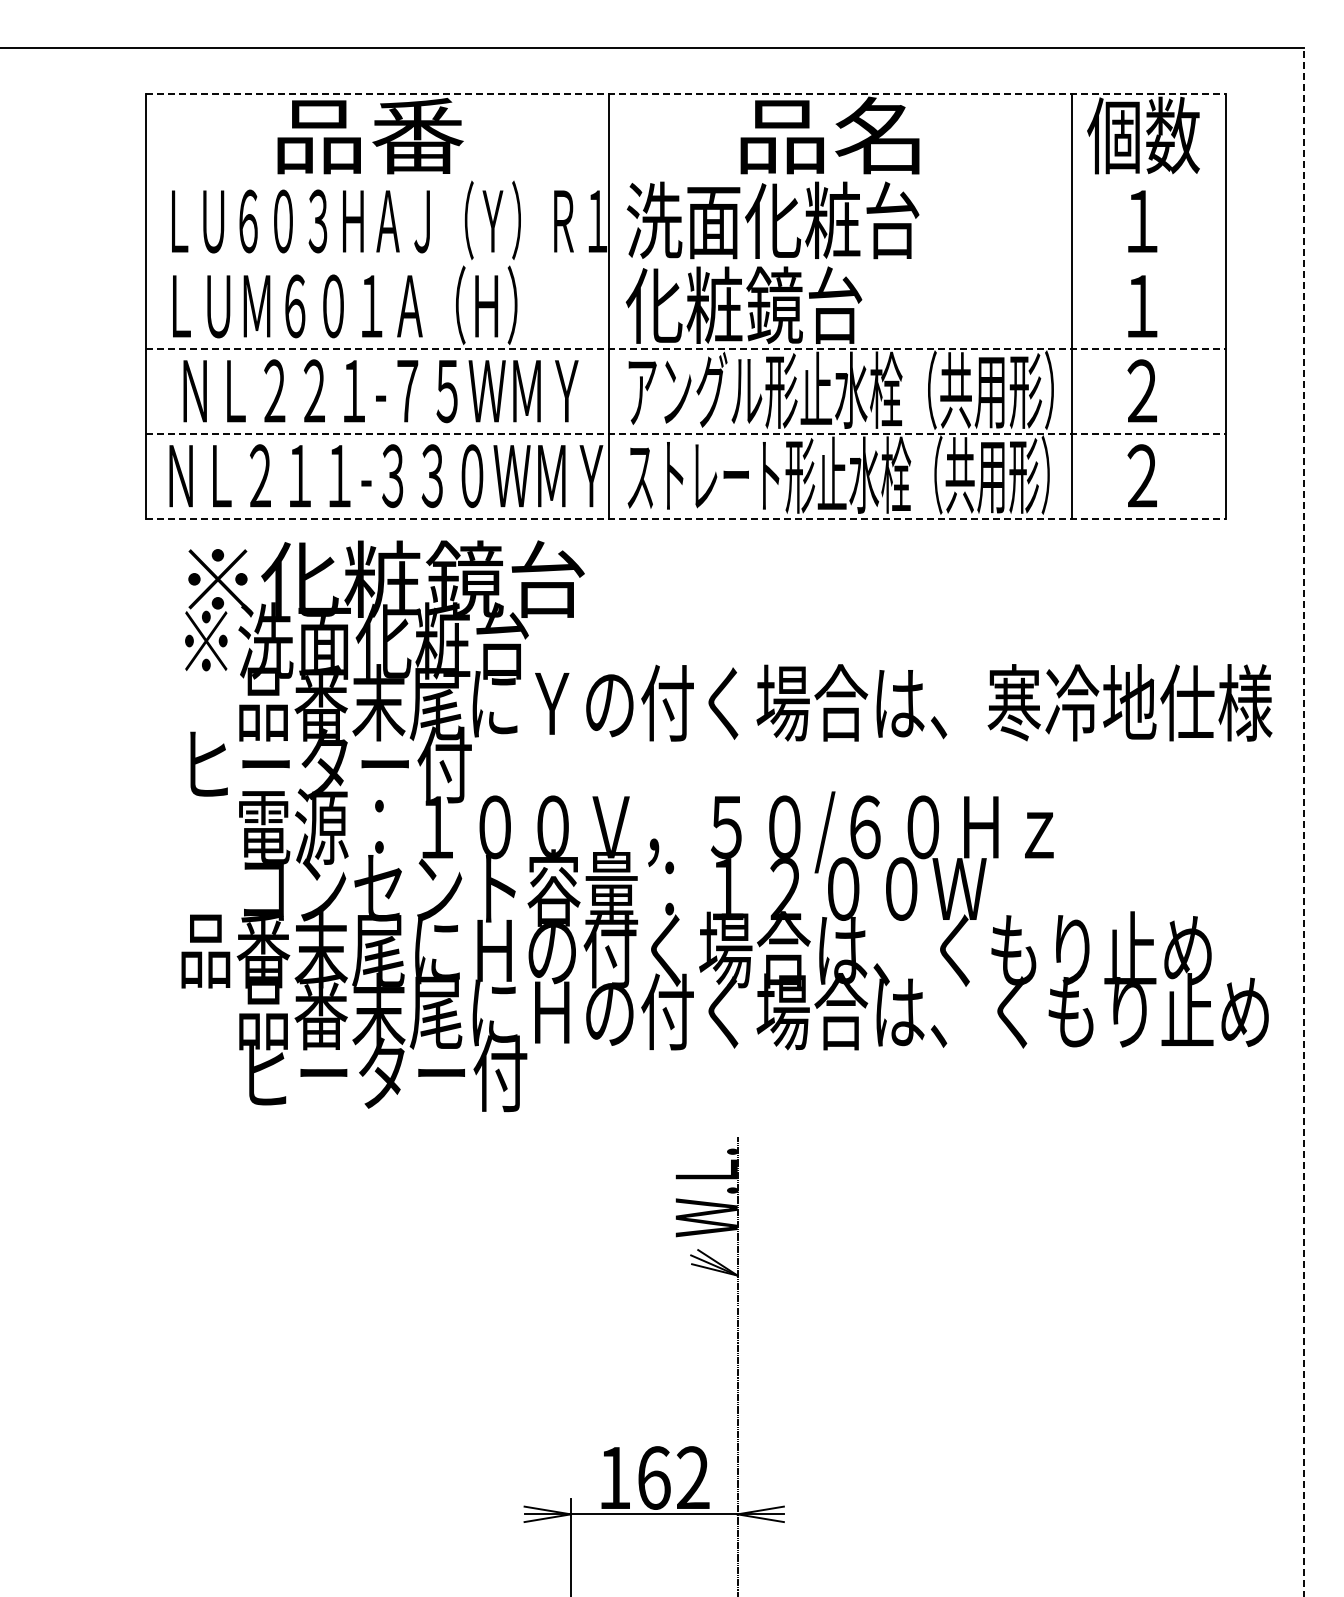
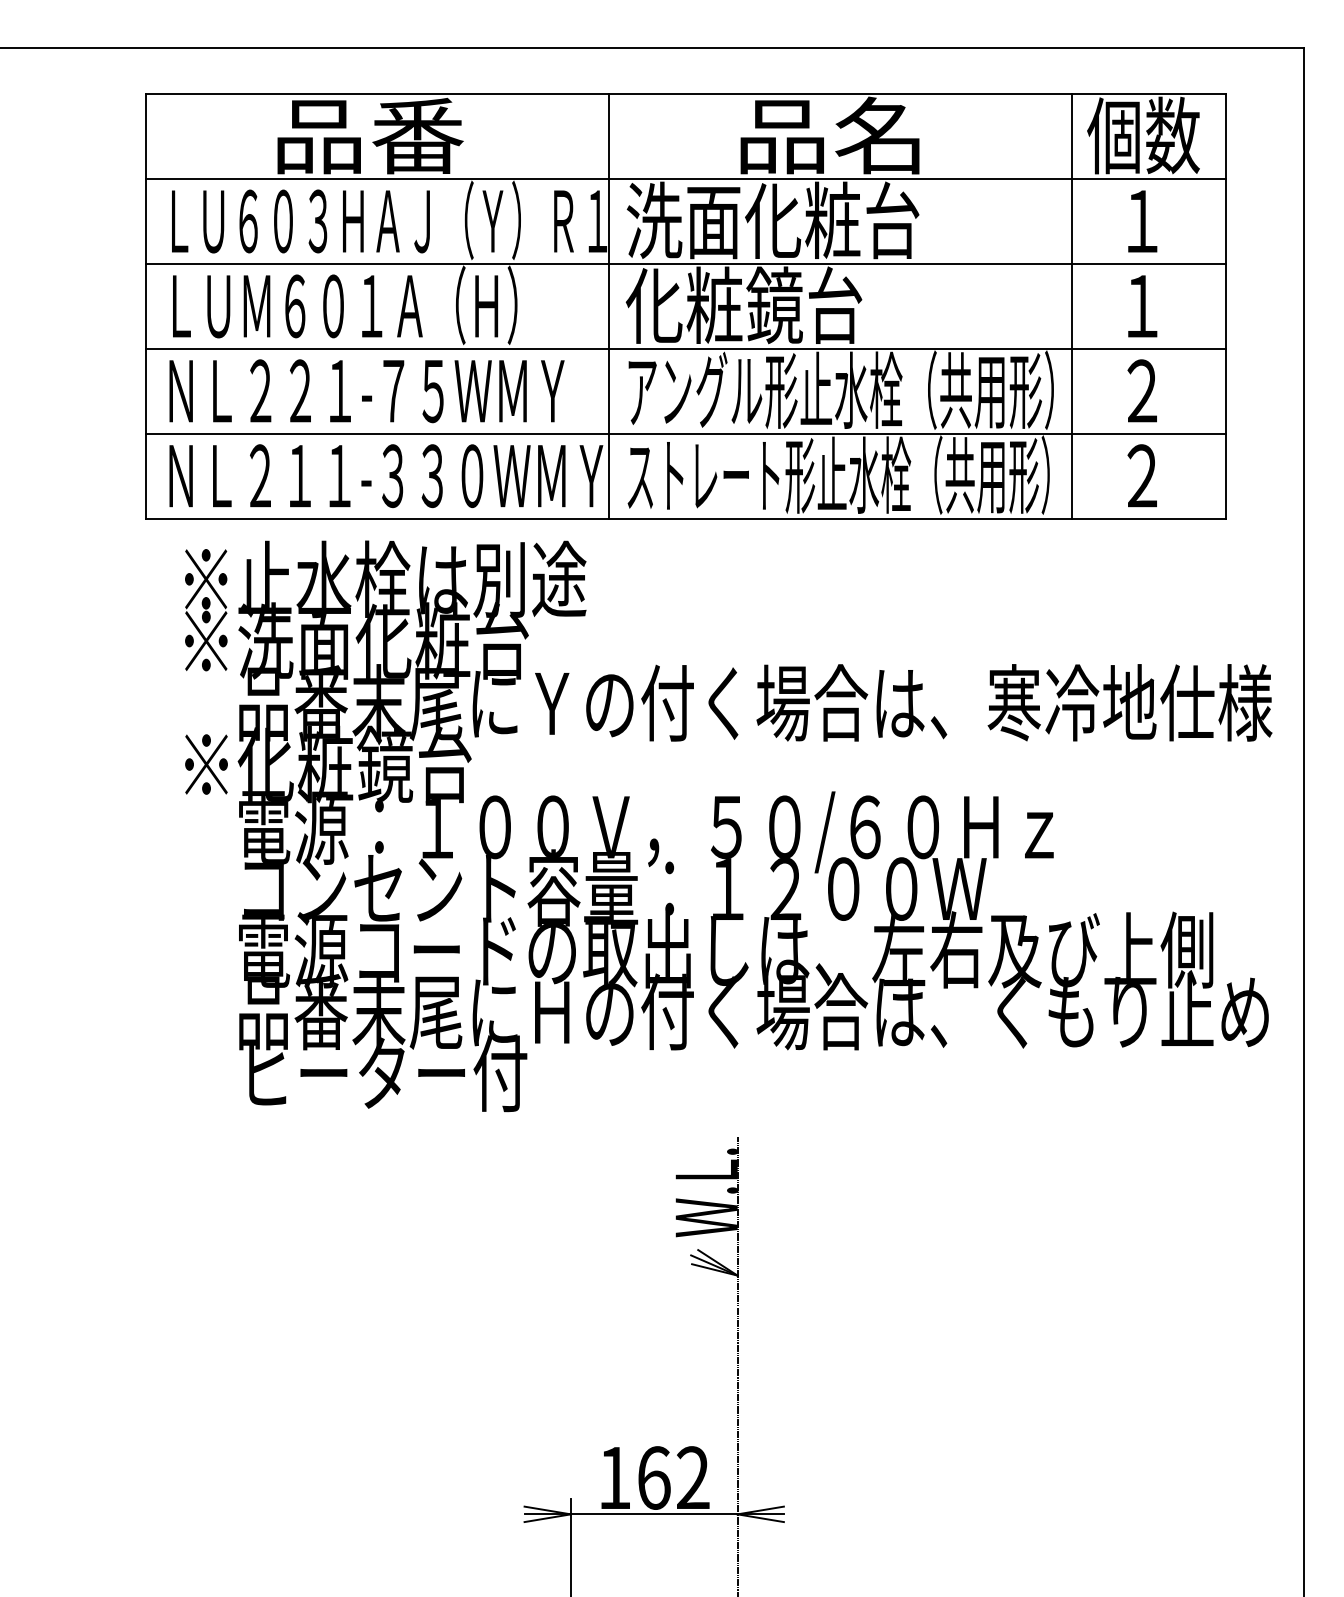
line: dashed -> solid (686, 94)
line: none -> present (685, 179)
line: none -> present (685, 264)
line: dashed -> solid (686, 348)
text position: (380, 391) -> (366, 391) (366, 391)
line: dashed -> solid (686, 433)
line: dashed -> solid (686, 518)
text: ※化粧鏡台 -> ※止水栓は別途 (385, 579)
text: ヒーター付 -> ※化粧鏡台 (328, 764)
line: dashed -> solid (1303, 821)
text: 品番末尾にＨの付く場合は、くもり止め -> 電源コードの取出しは、左右及び上側 (697, 949)
